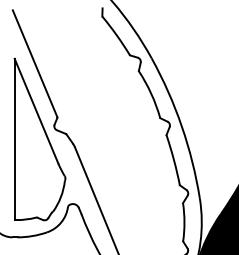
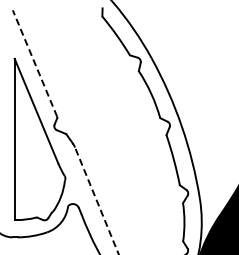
line: solid -> dashed (35, 63)
line: solid -> dashed (96, 200)
